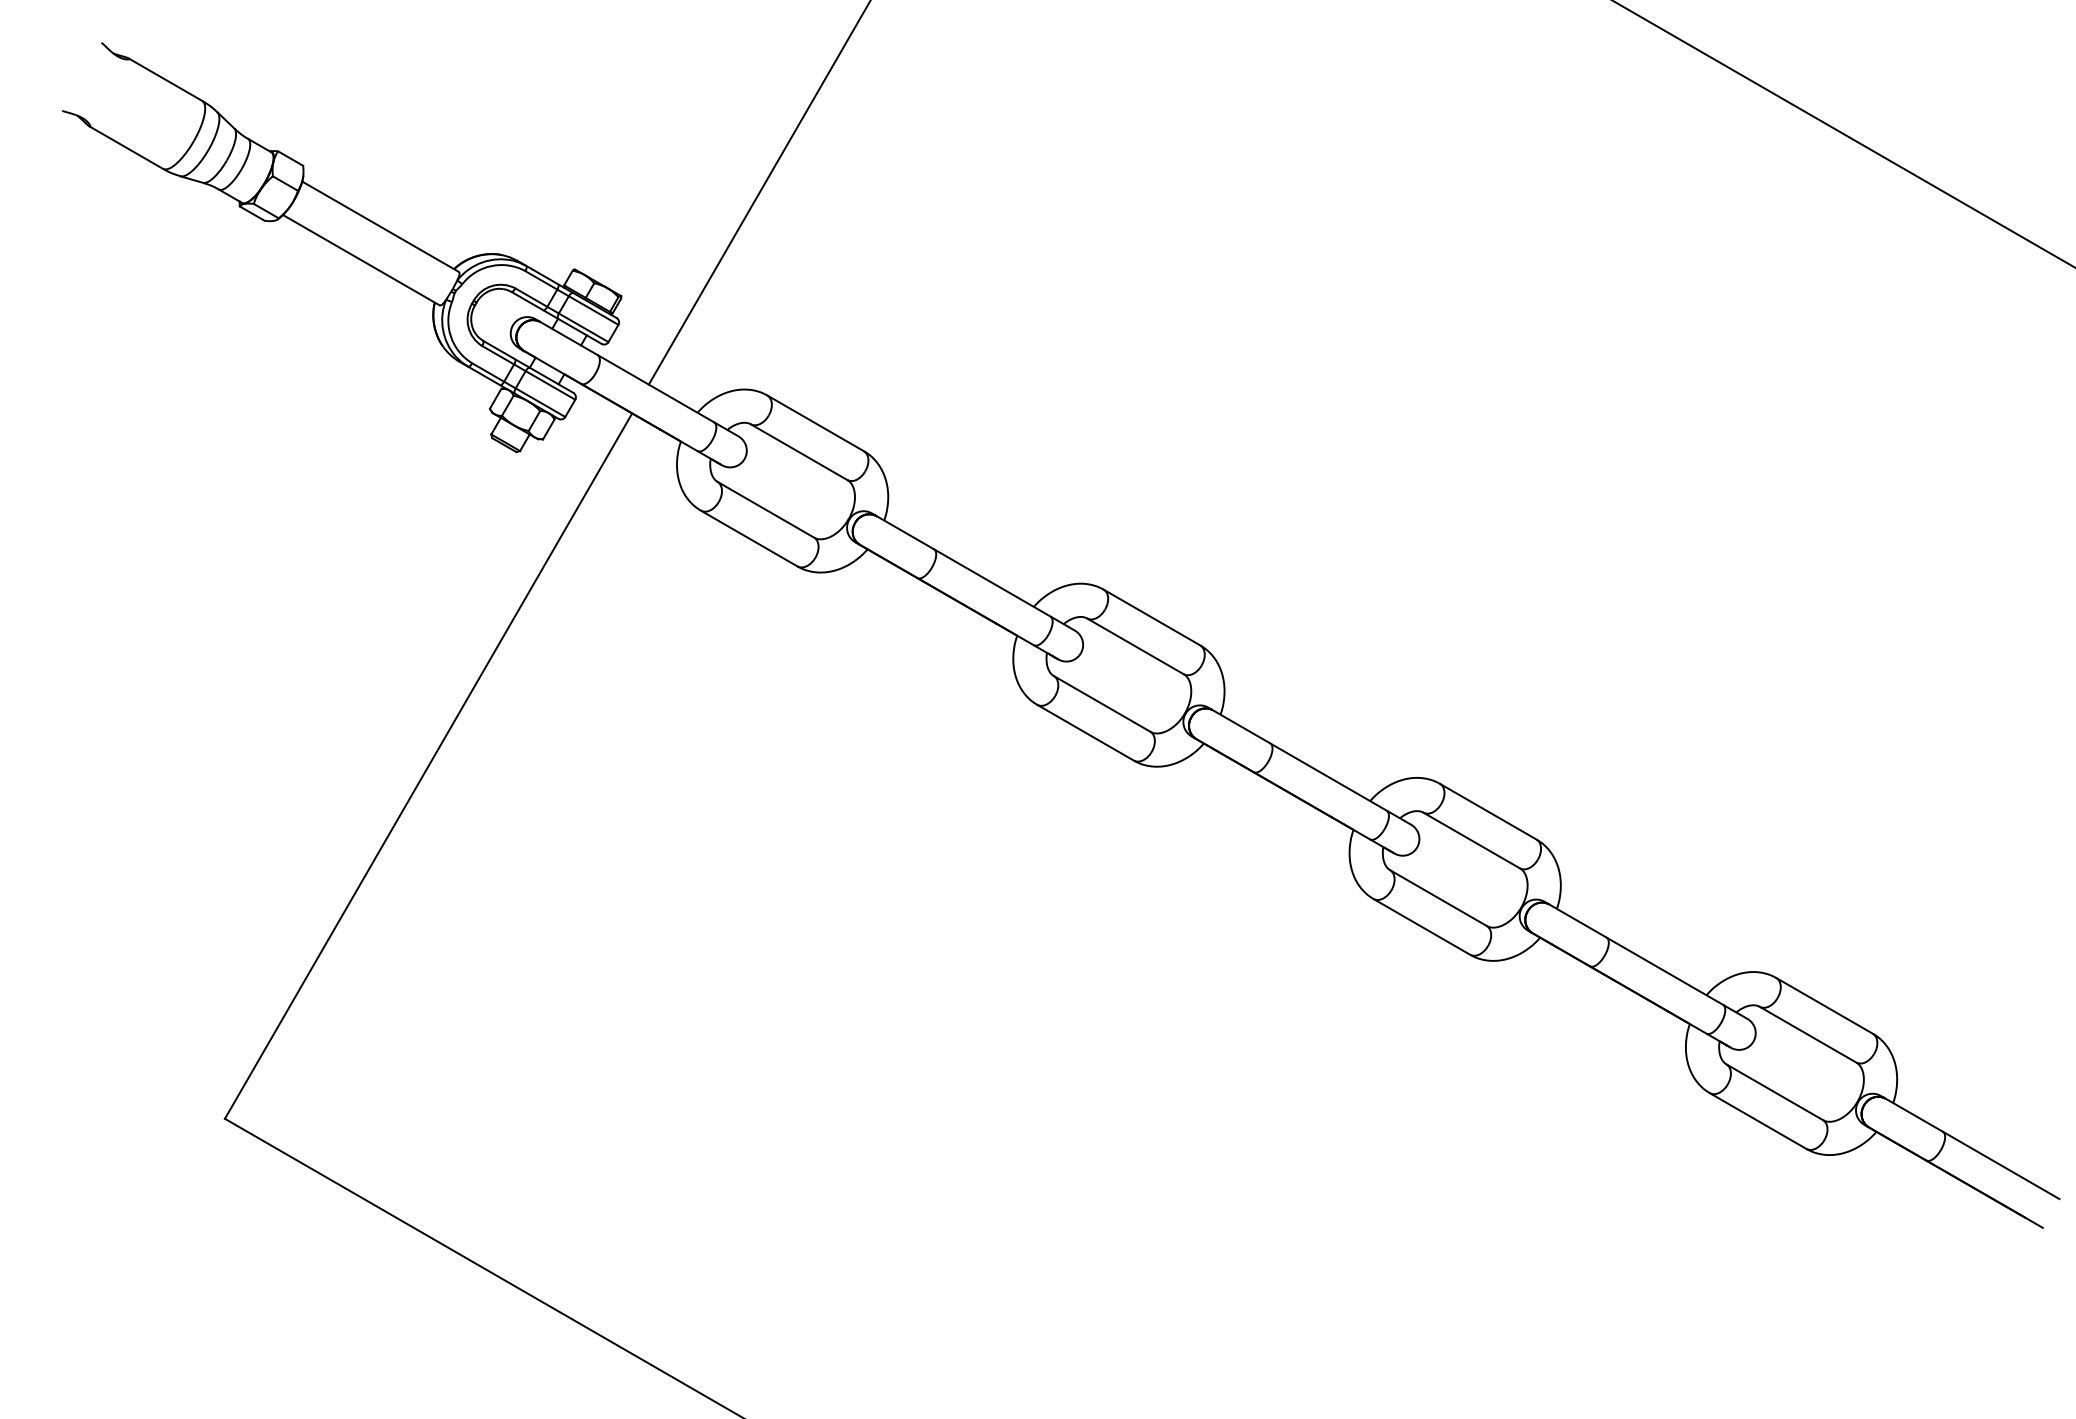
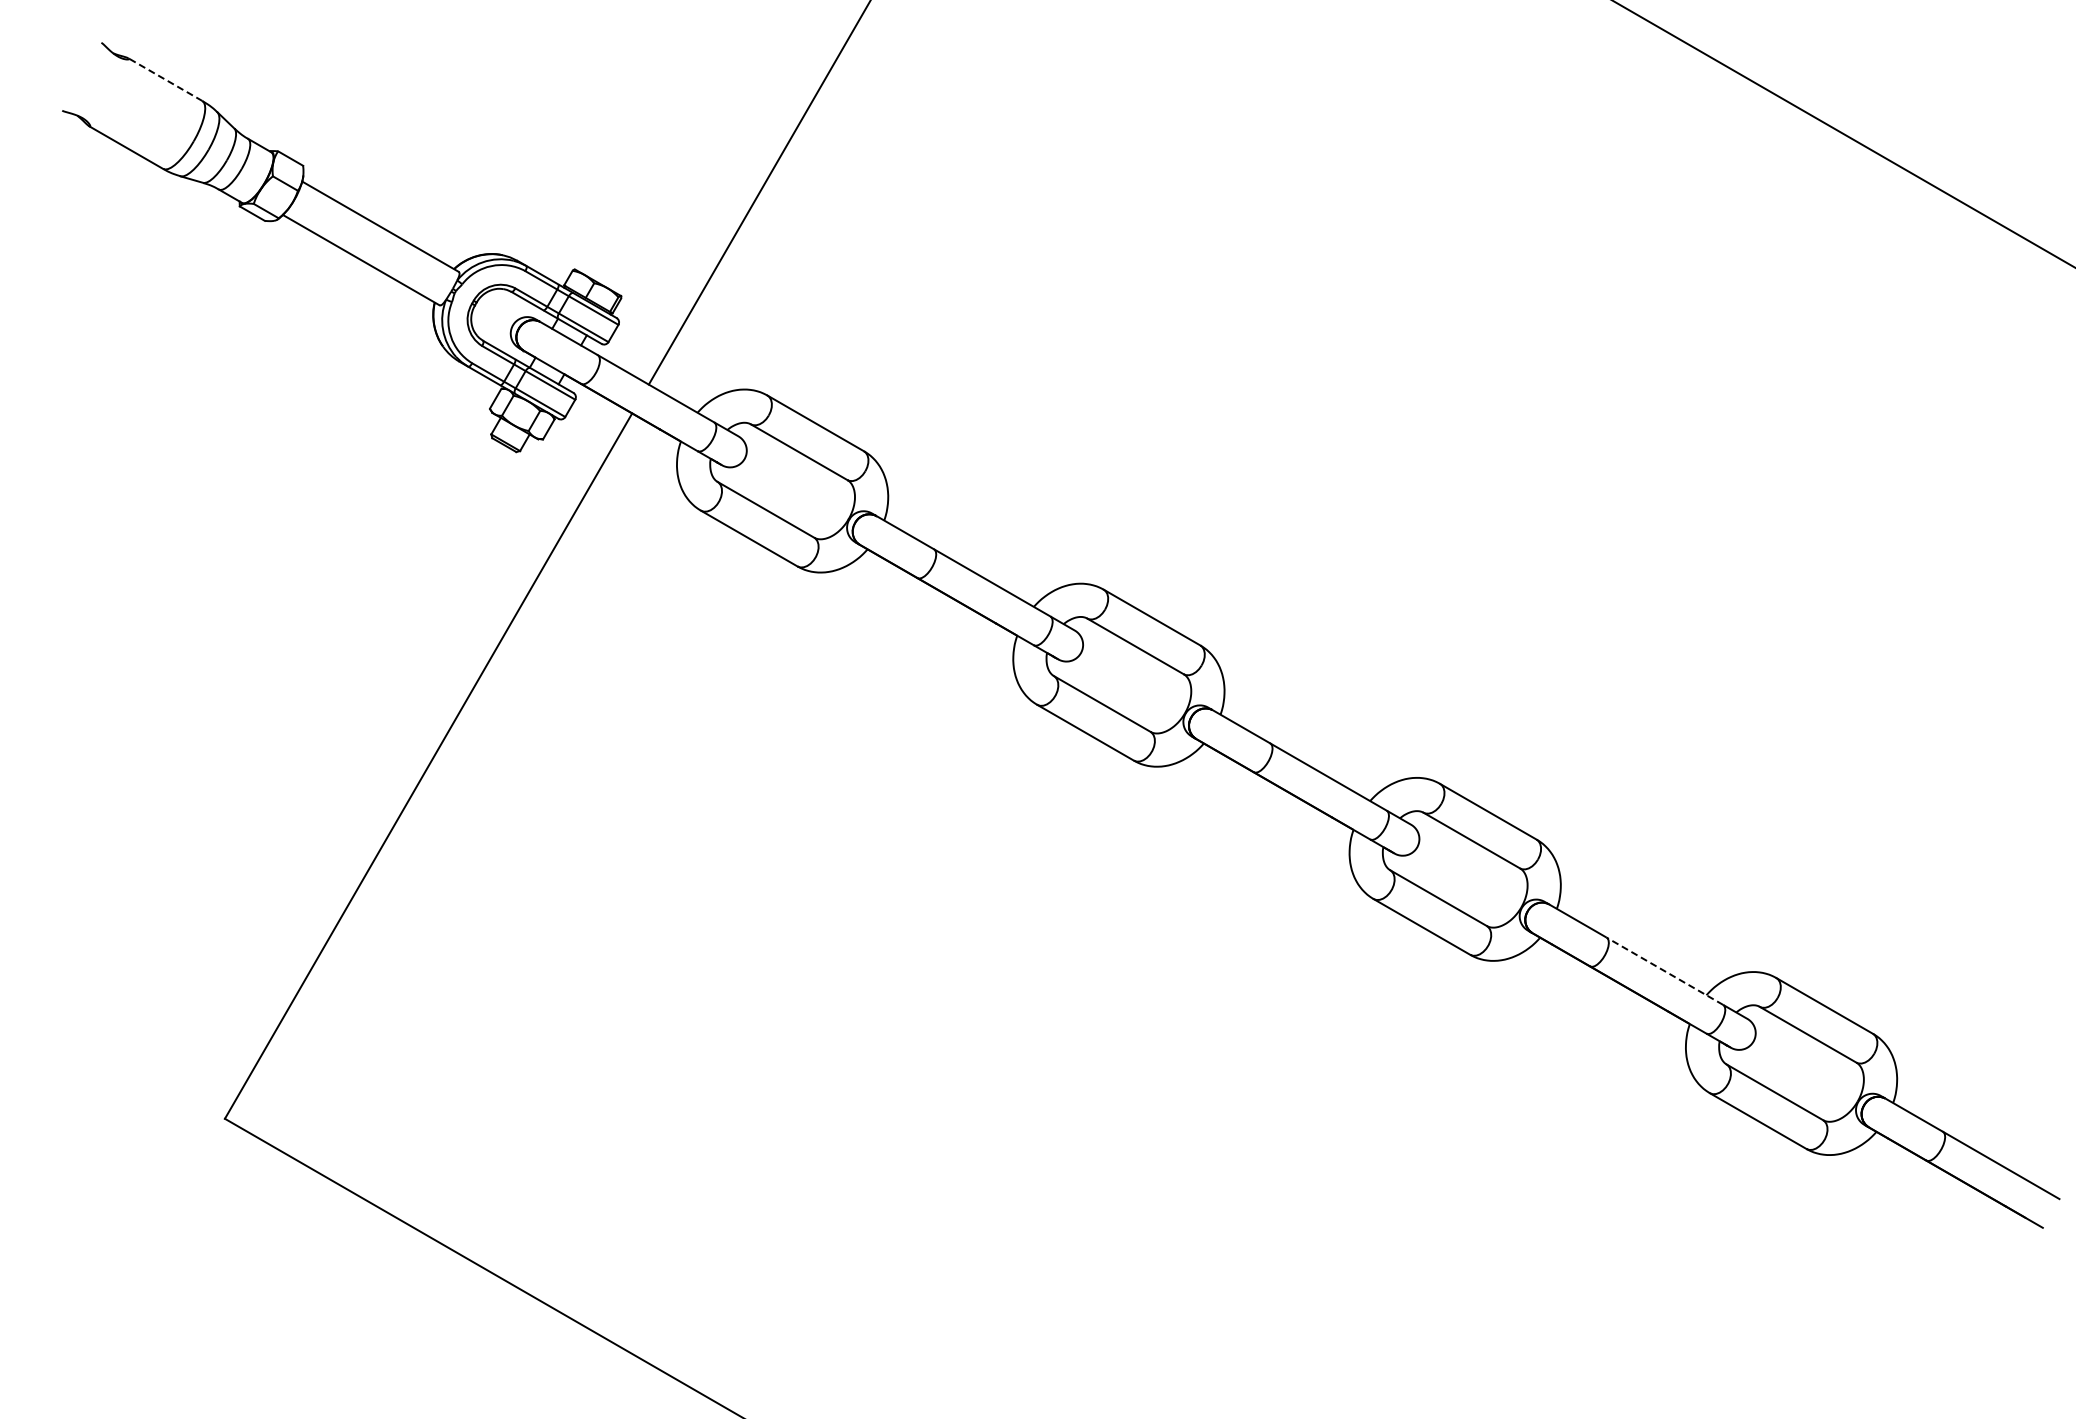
line: solid -> dashed (165, 79)
line: solid -> dashed (1664, 971)
